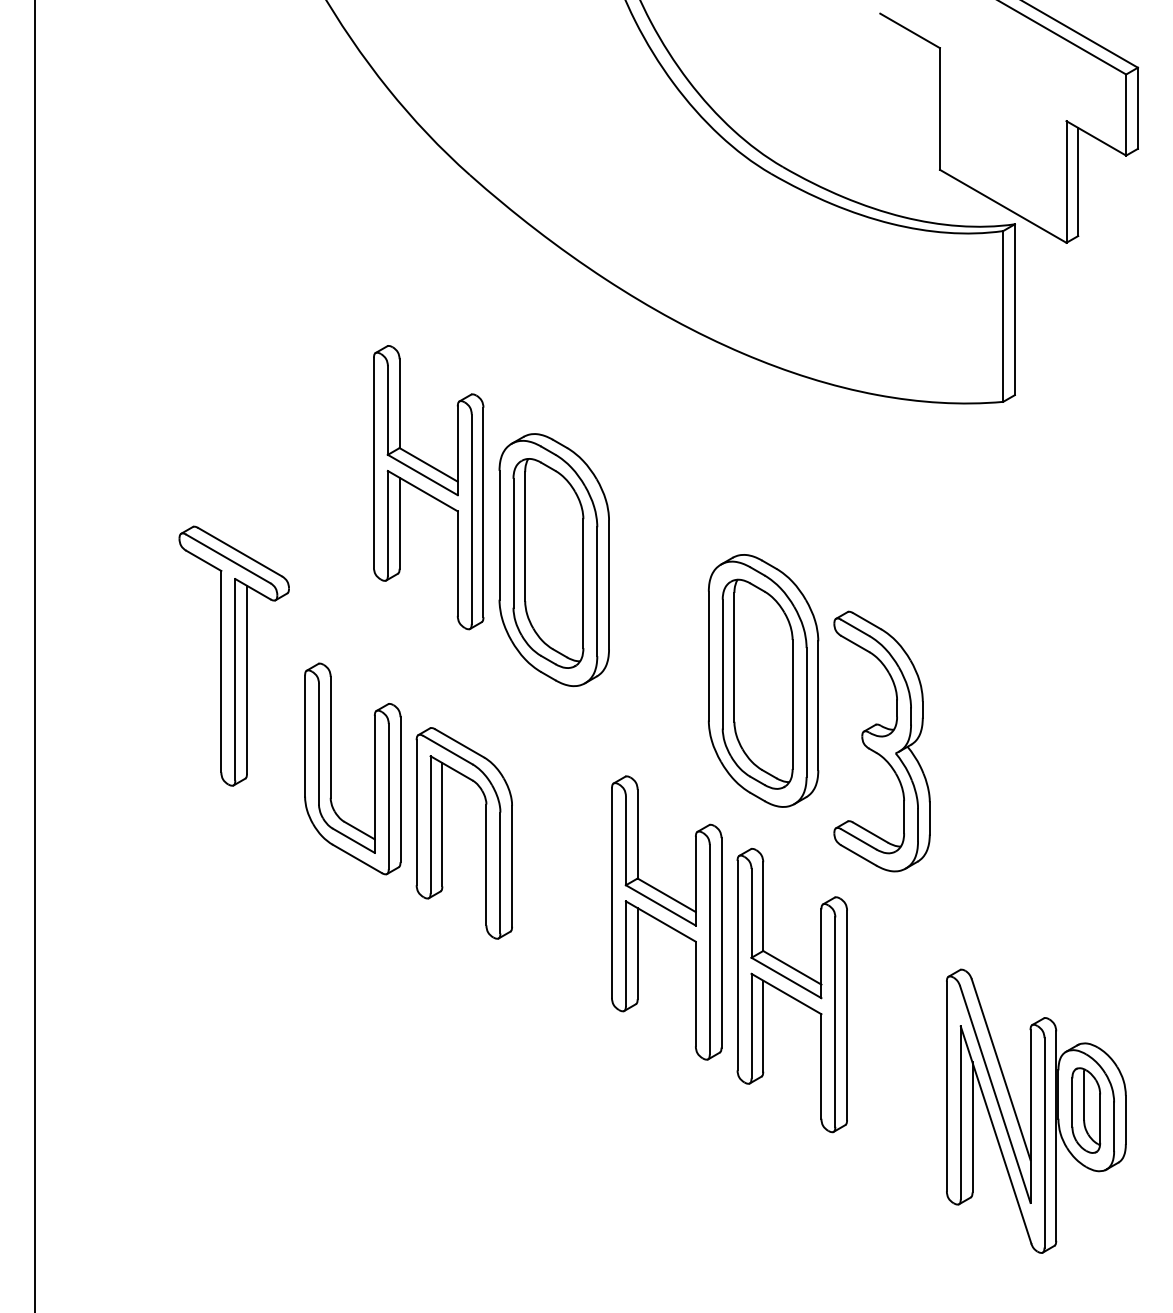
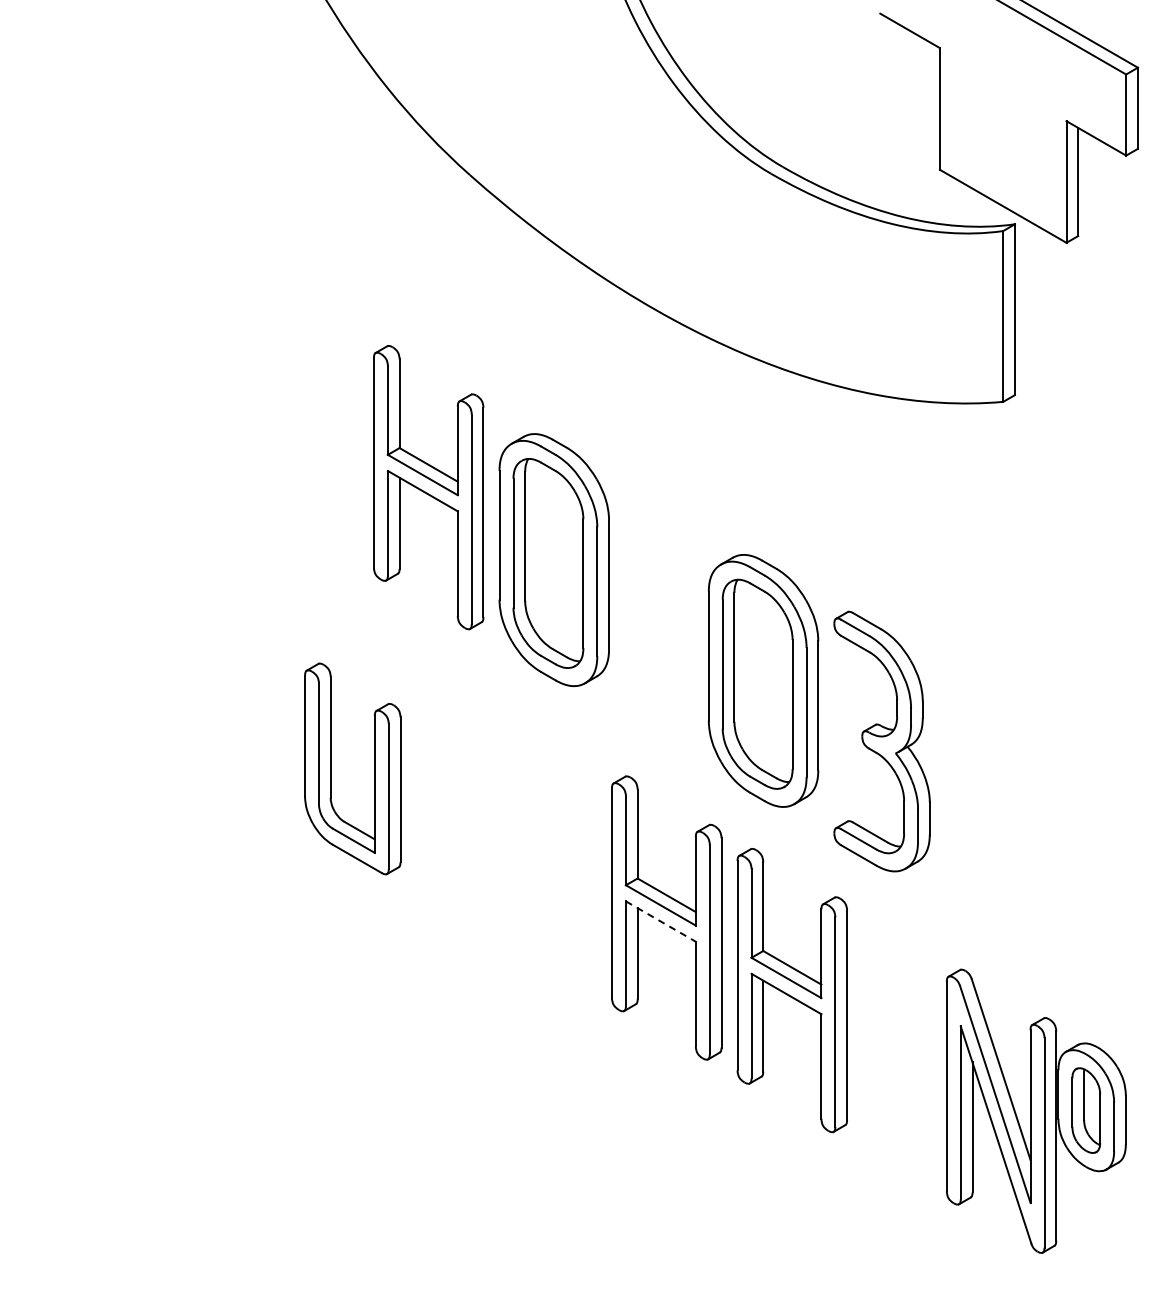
line: present -> none (35, 655)
part: present -> none (233, 655)
part: present -> none (442, 833)
line: solid -> dashed (661, 921)
